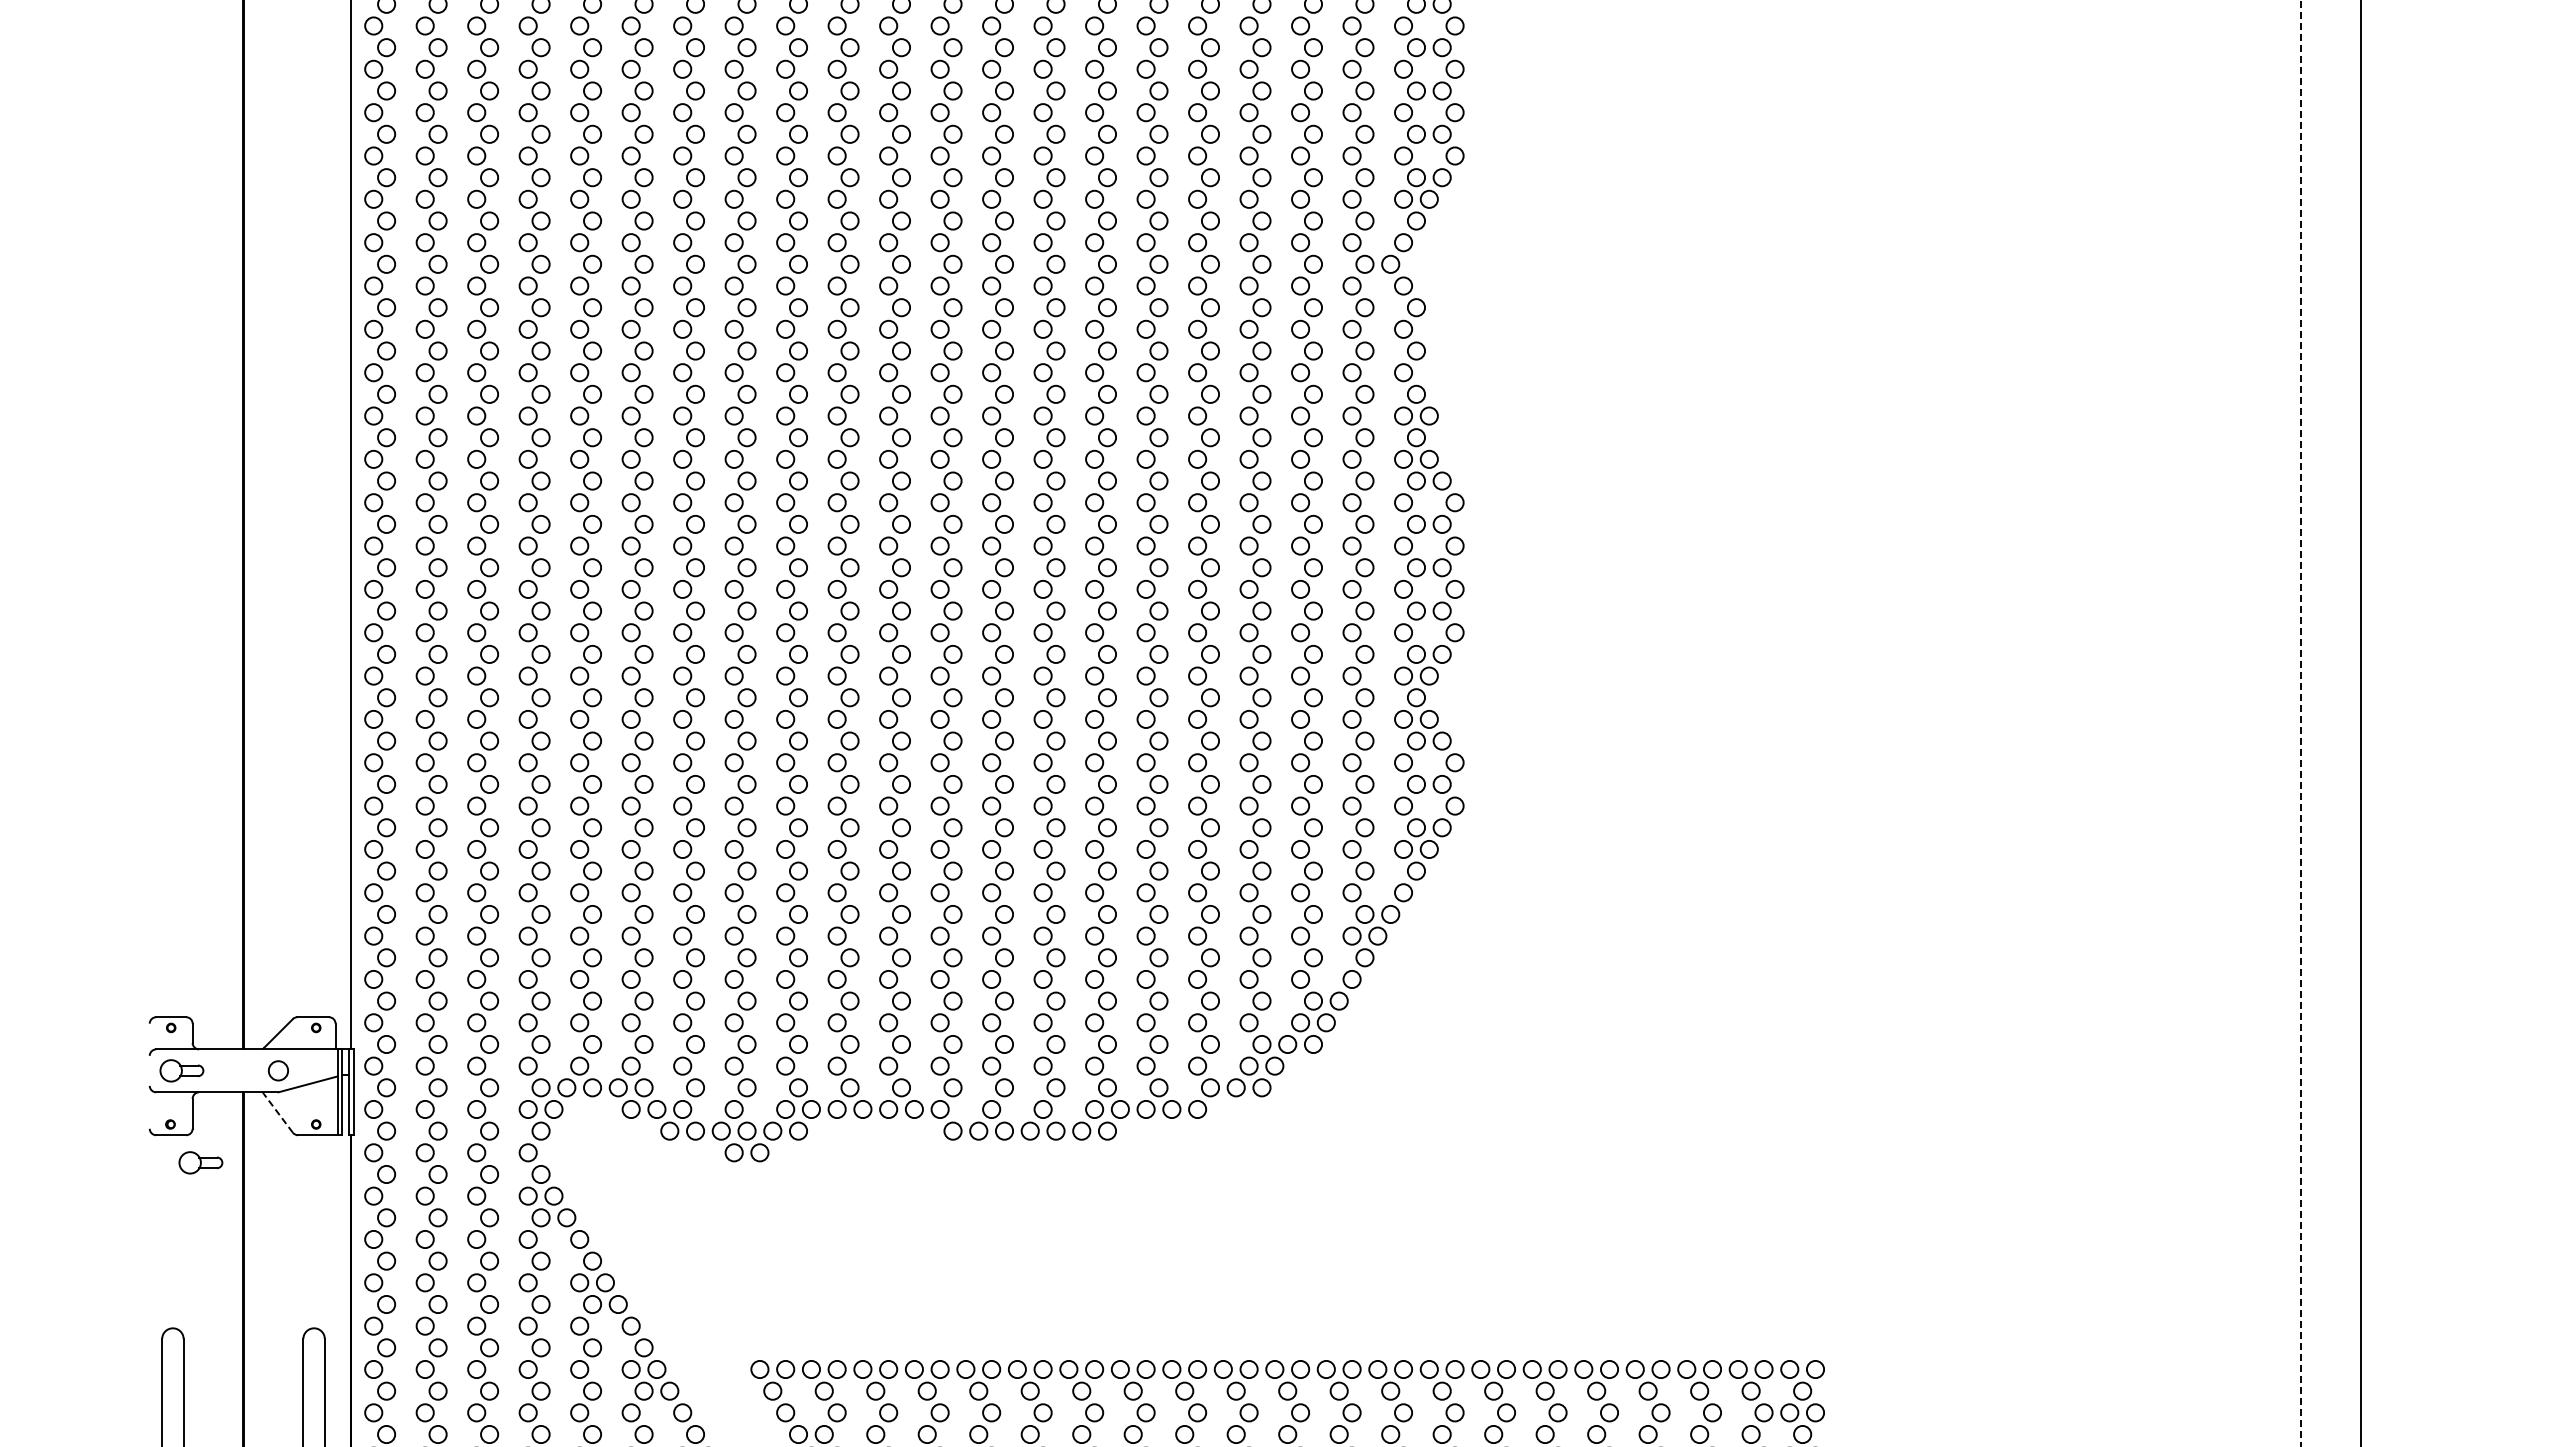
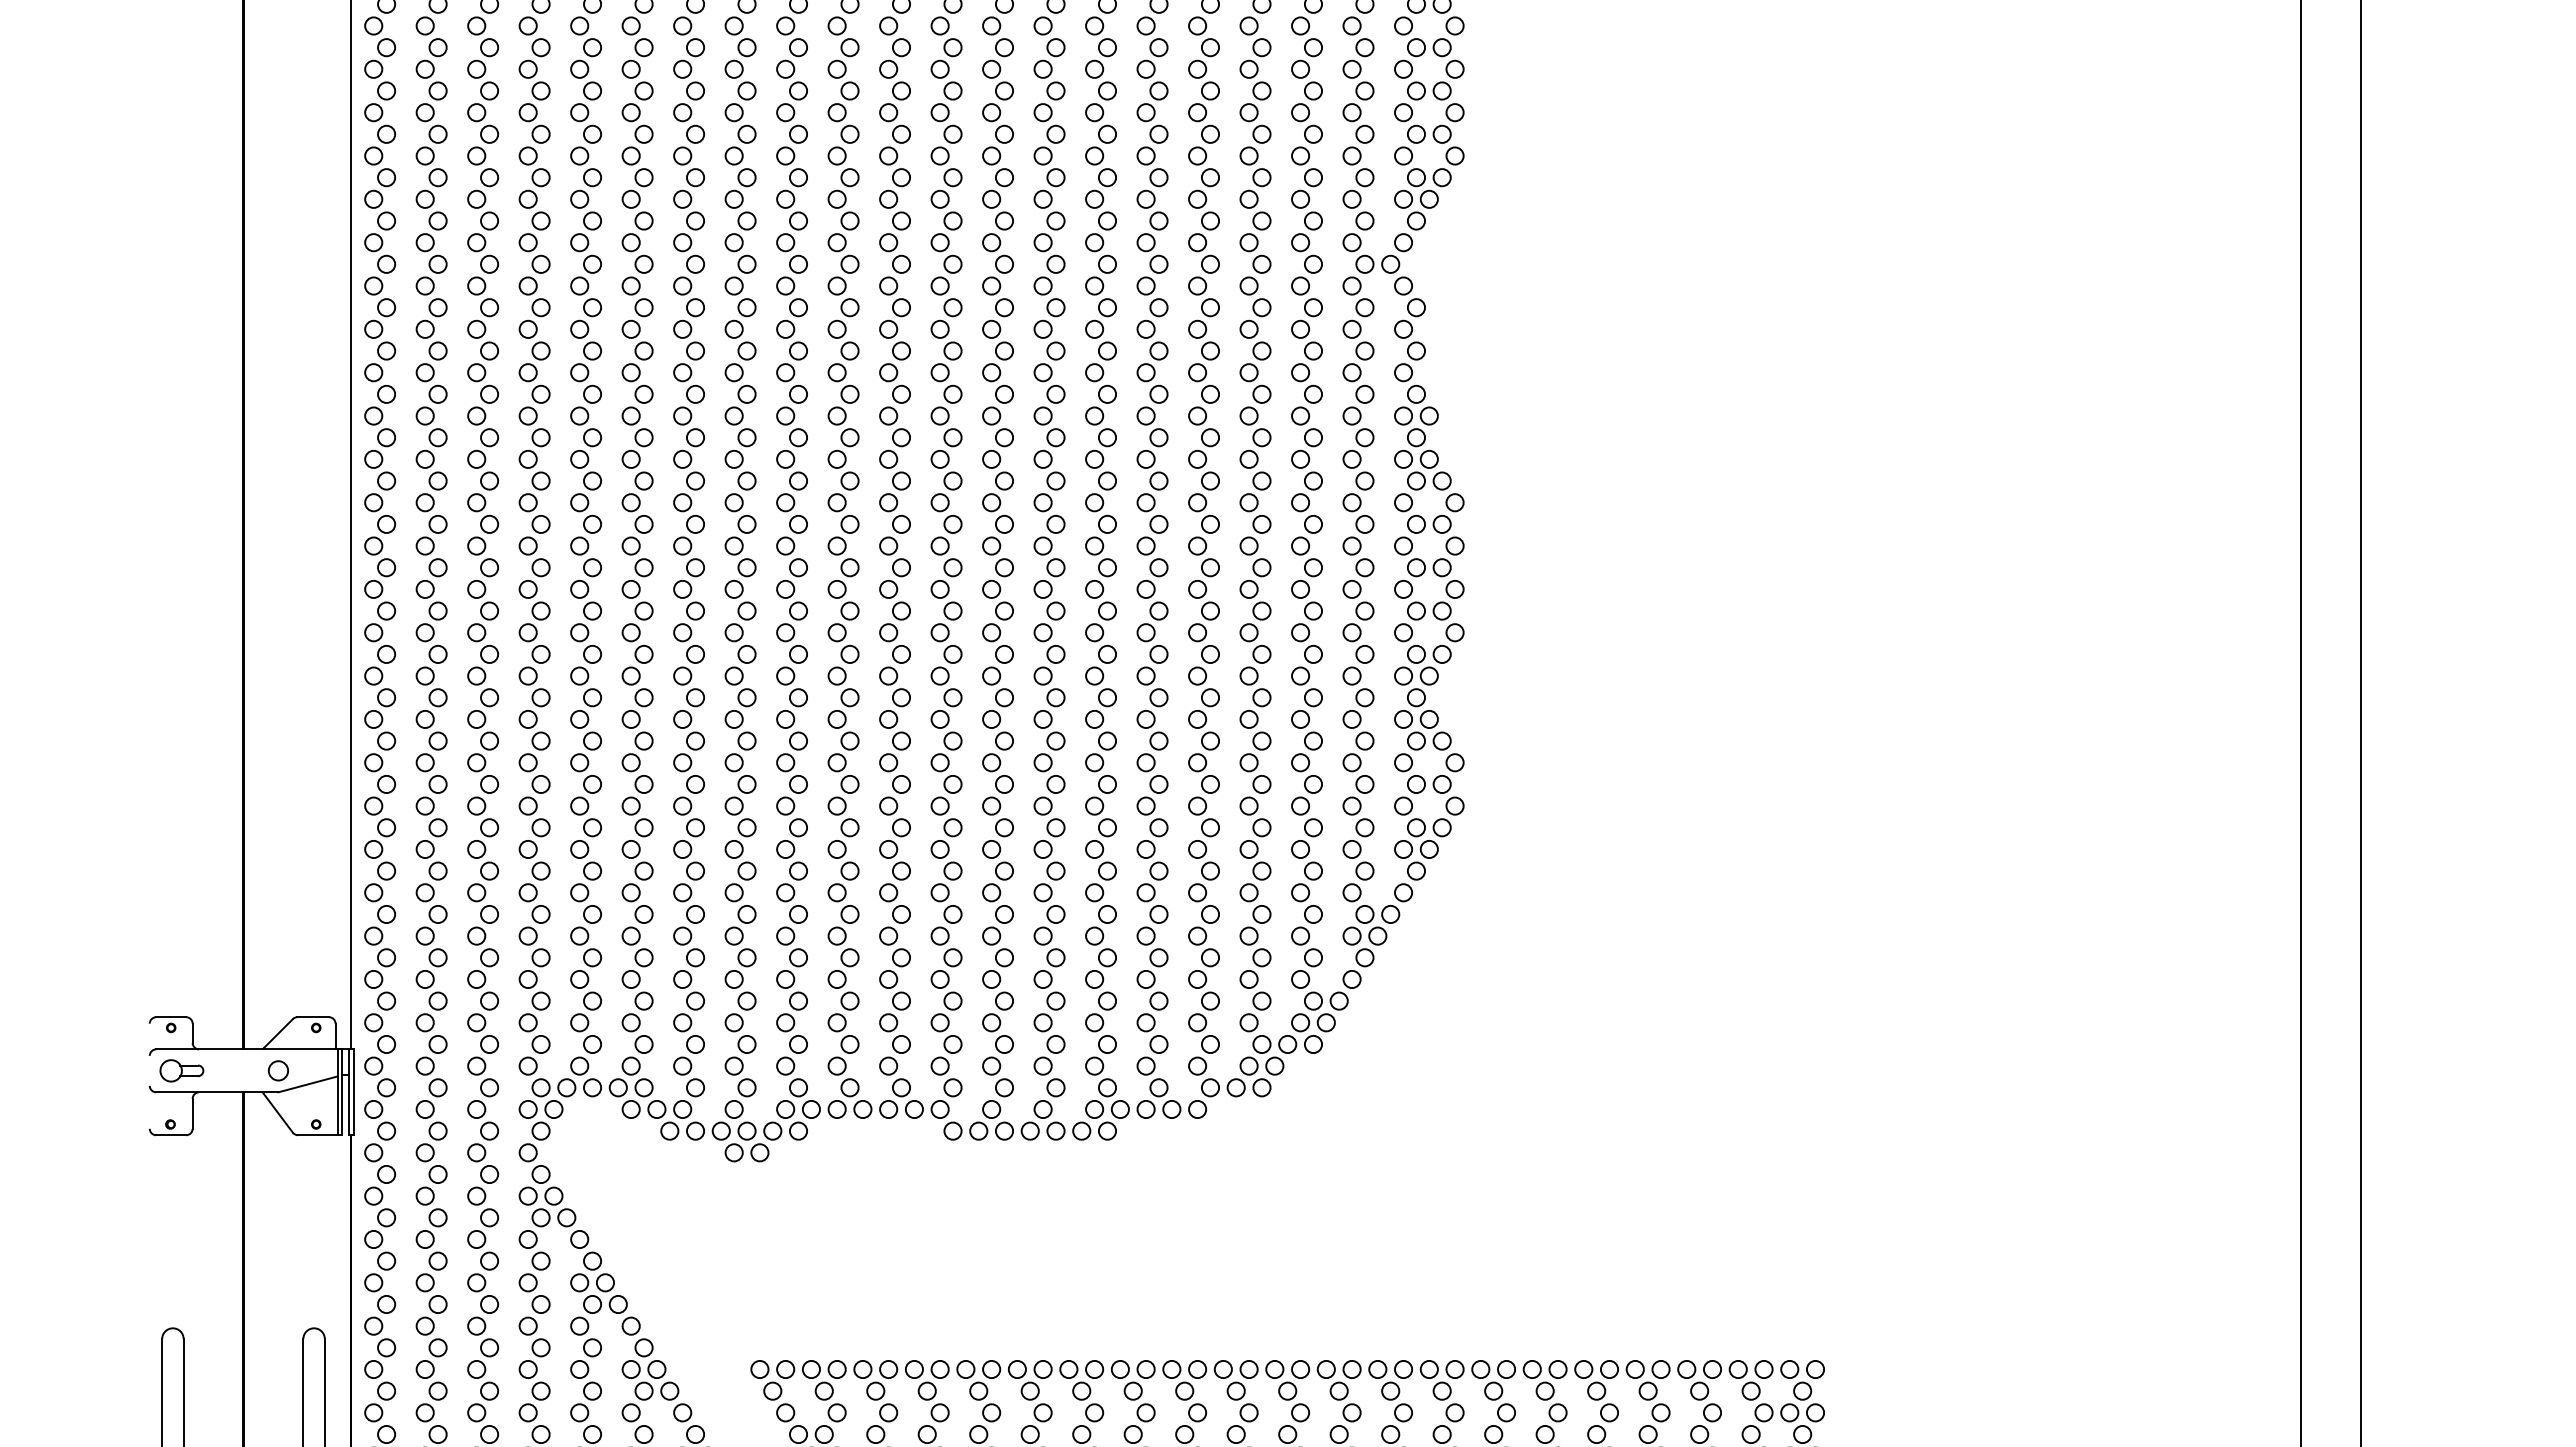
line: dashed -> solid (2300, 723)
line: dashed -> solid (278, 1112)
part: present -> none (200, 1162)
